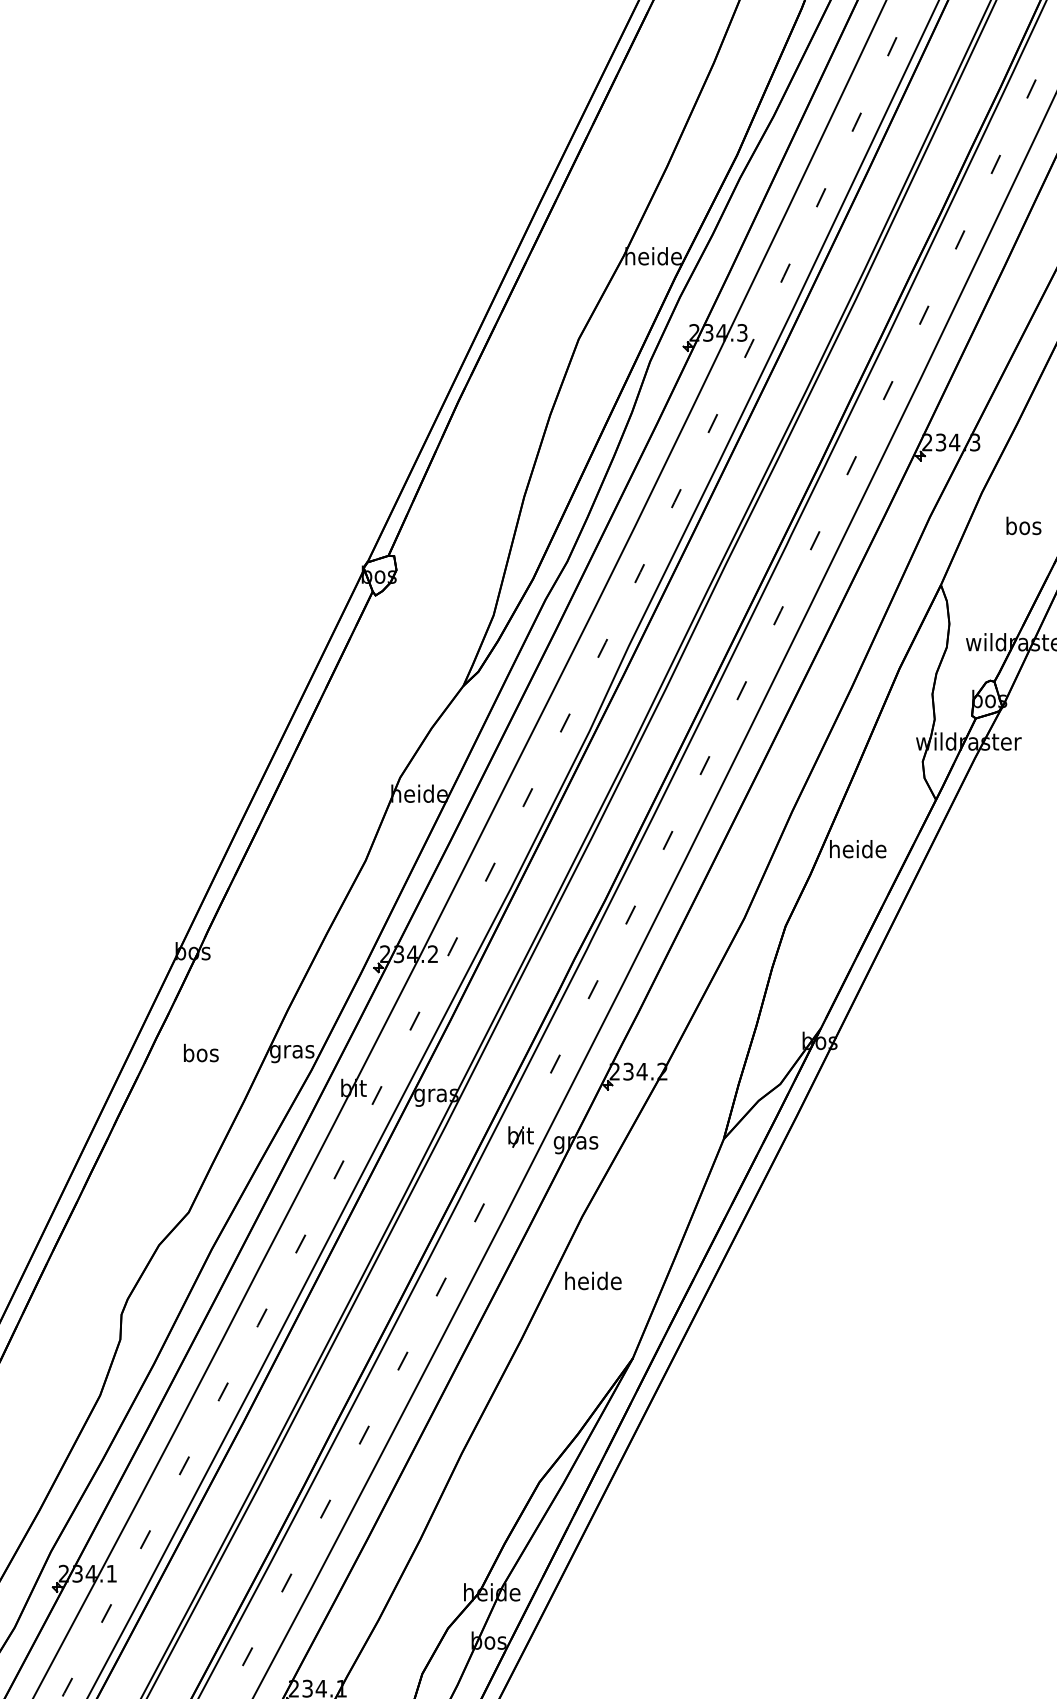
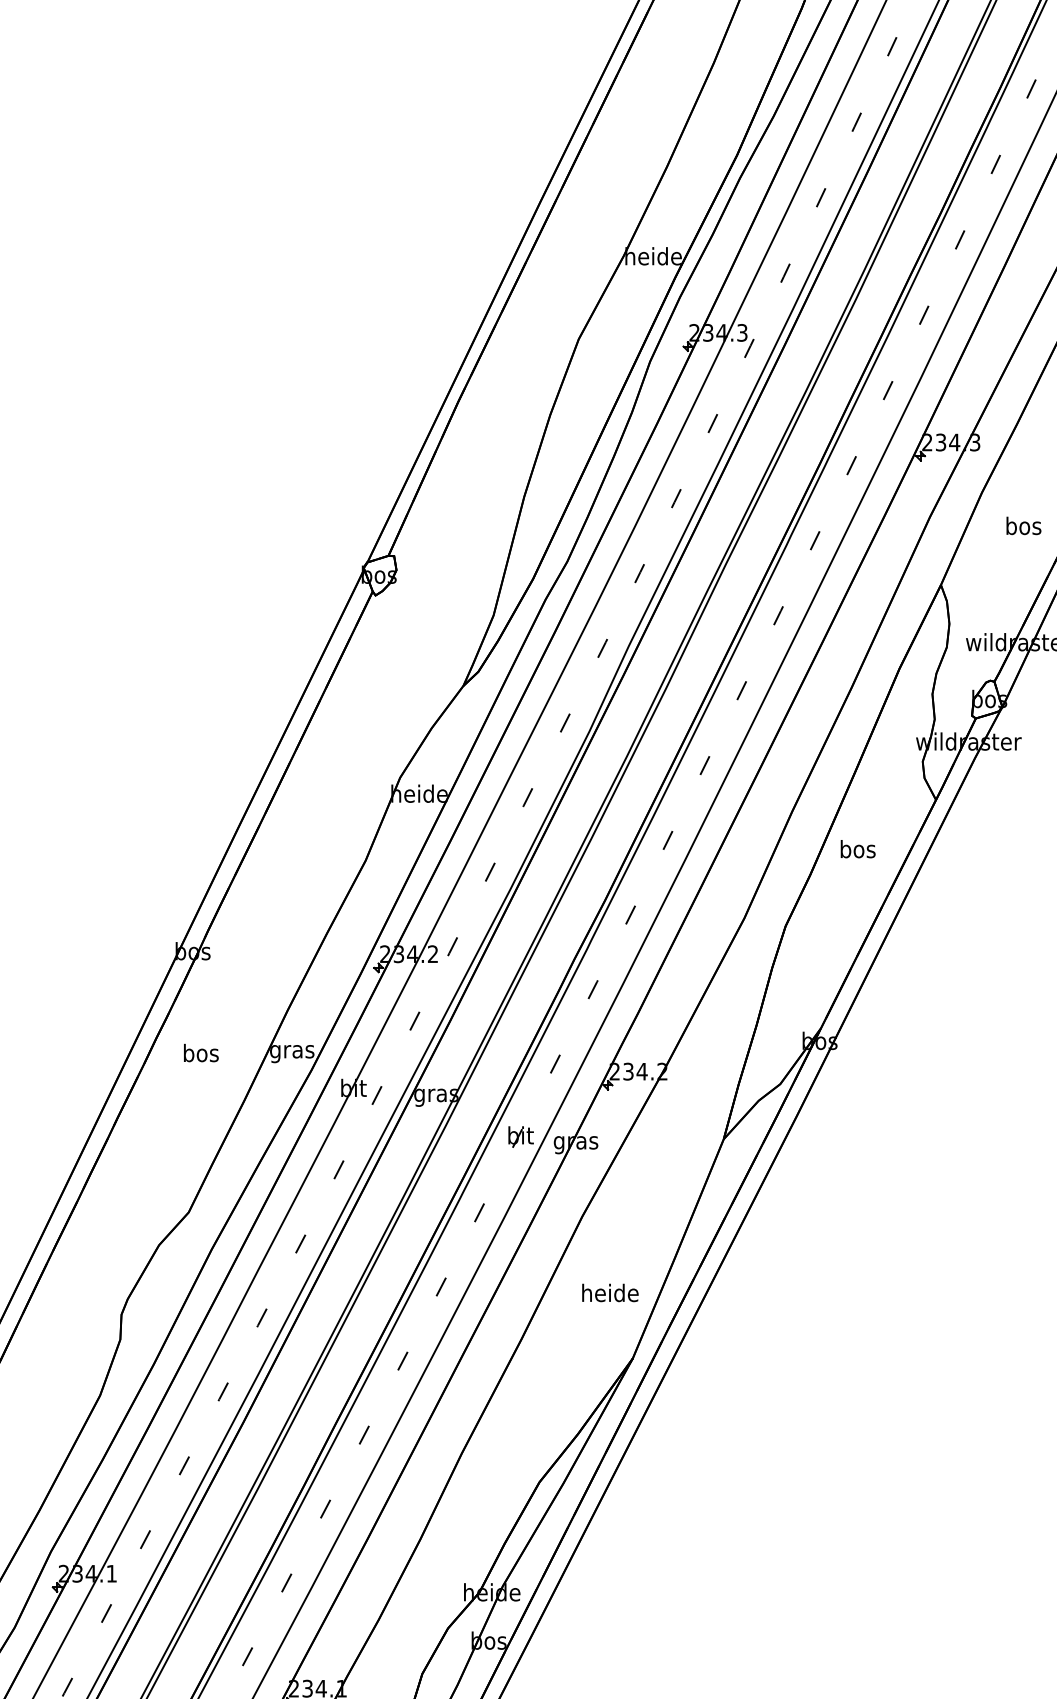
text: heide -> bos (858, 849)
text position: (593, 1280) -> (610, 1292) (610, 1292)
